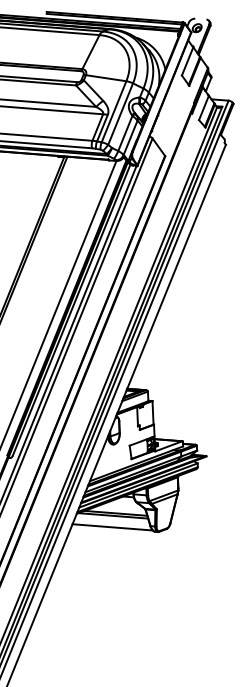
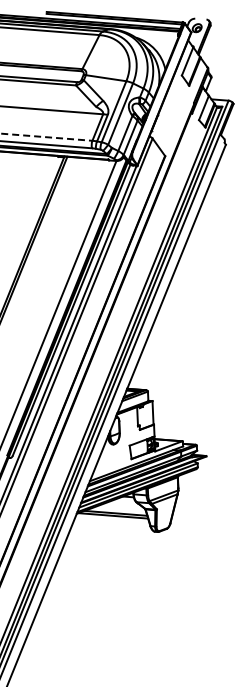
line: present -> none (49, 102)
line: solid -> dashed (46, 137)
line: present -> none (112, 527)
